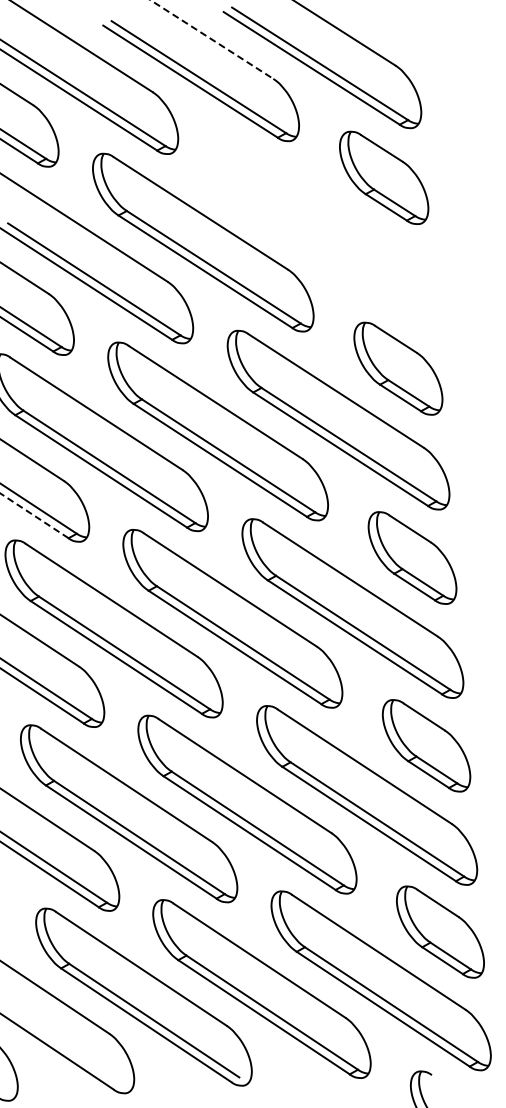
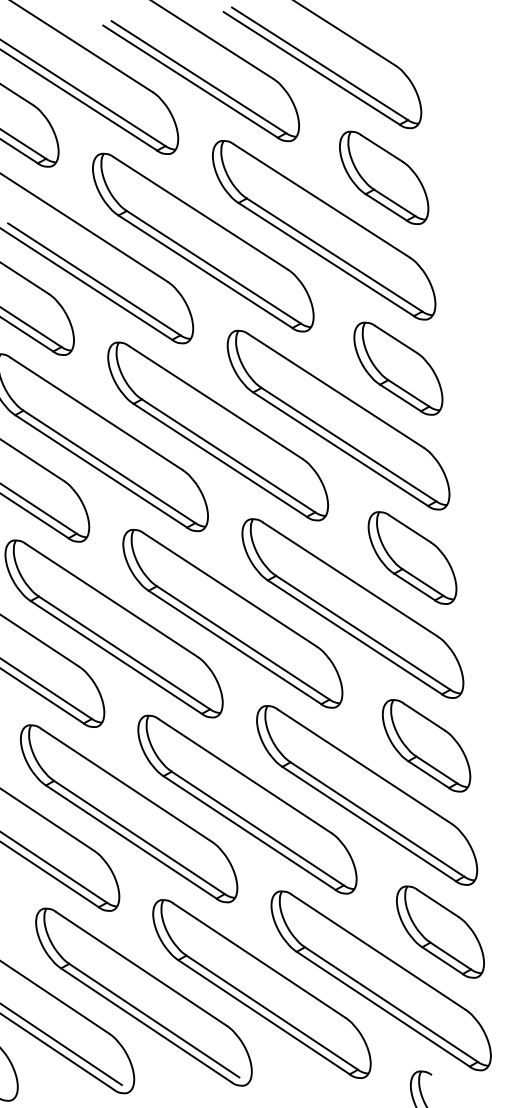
line: dashed -> solid (211, 39)
part: none -> present (324, 230)
line: dashed -> solid (34, 515)
line: none -> present (61, 1045)
